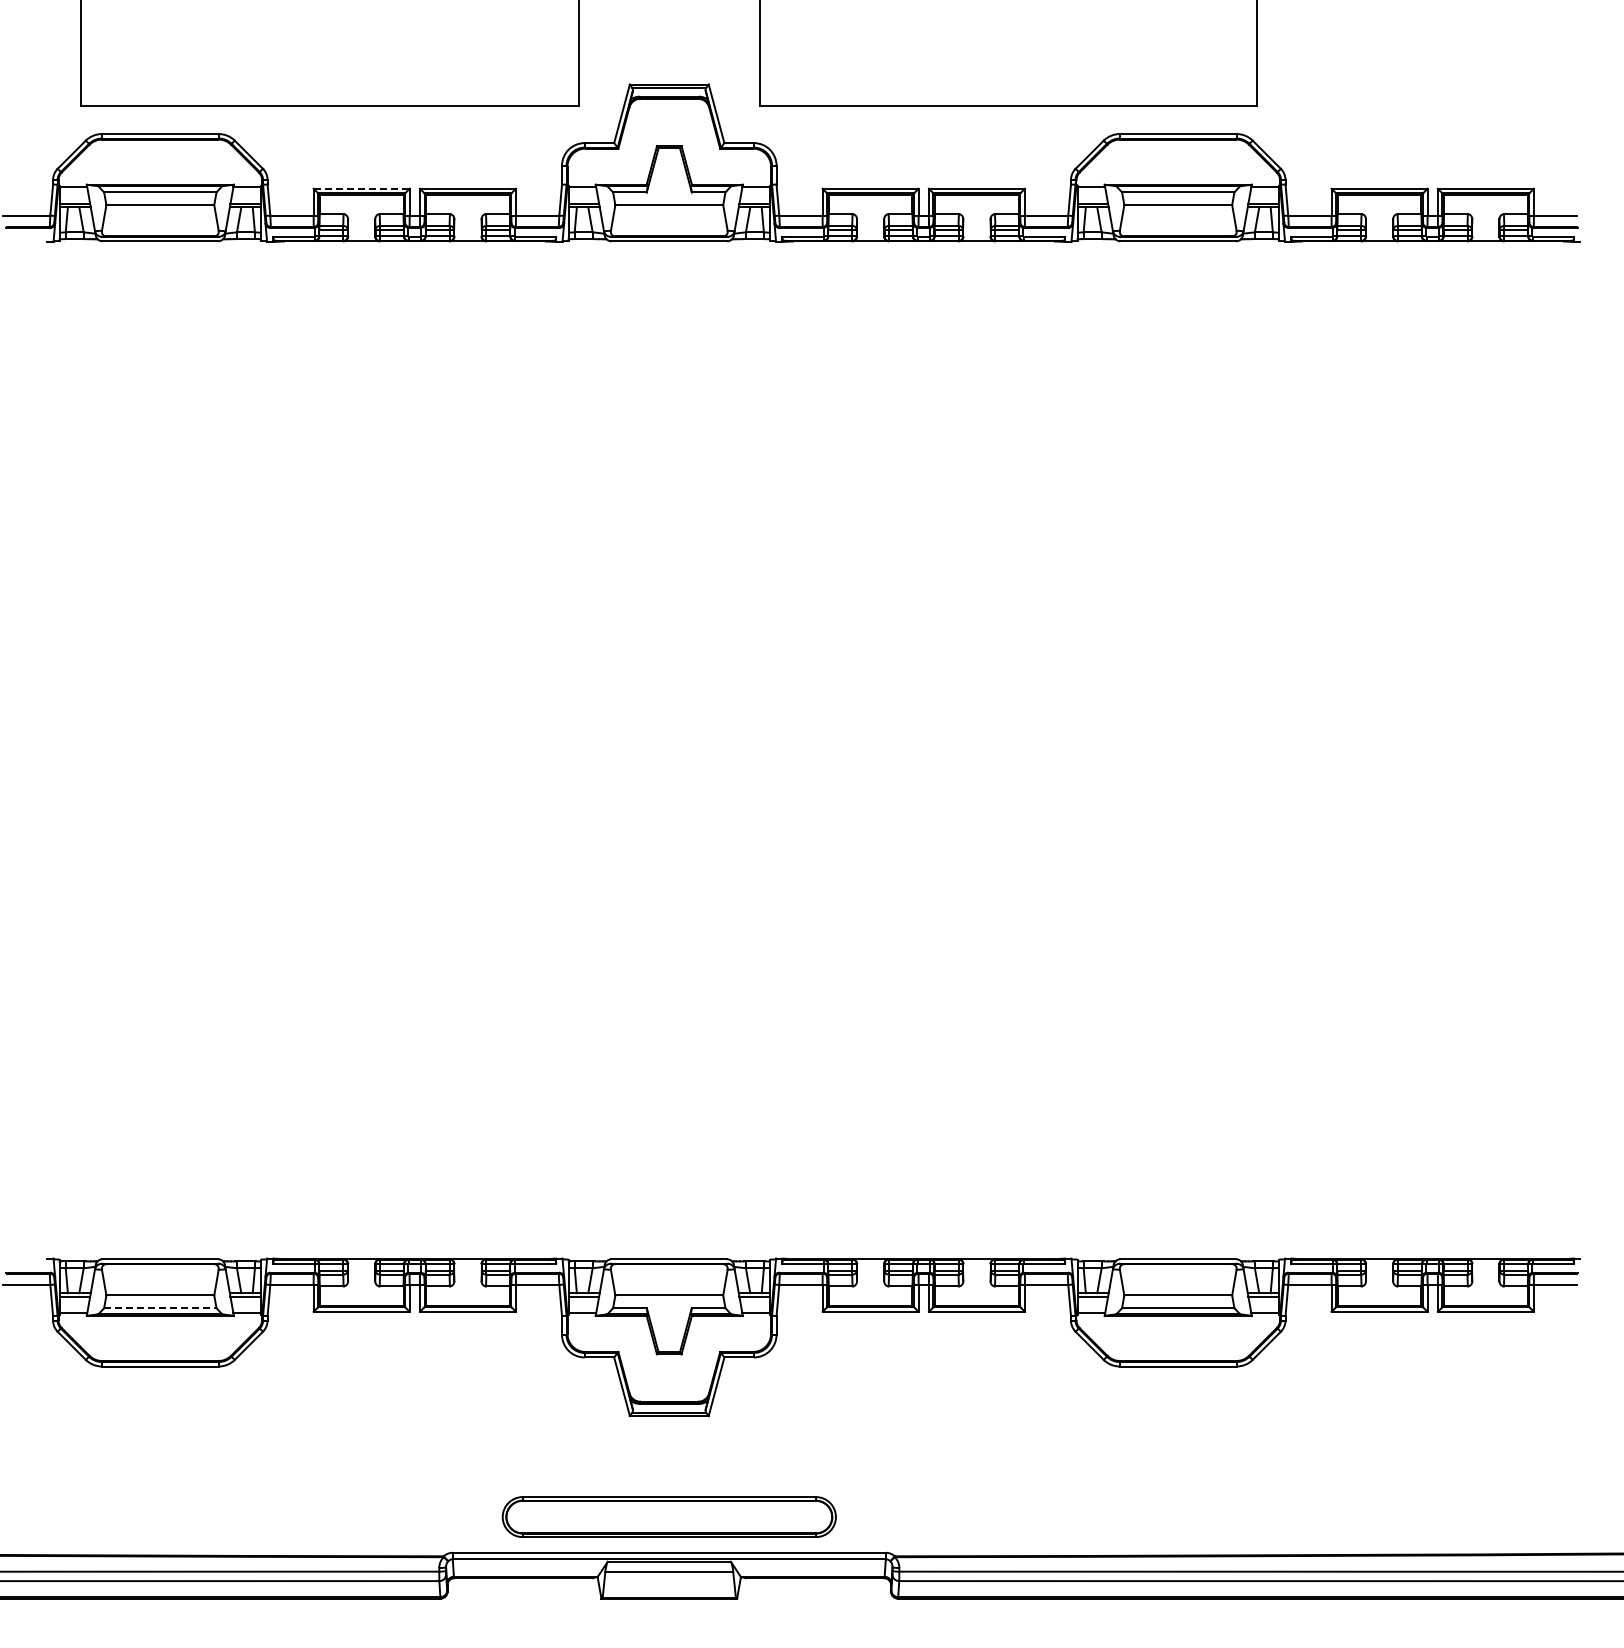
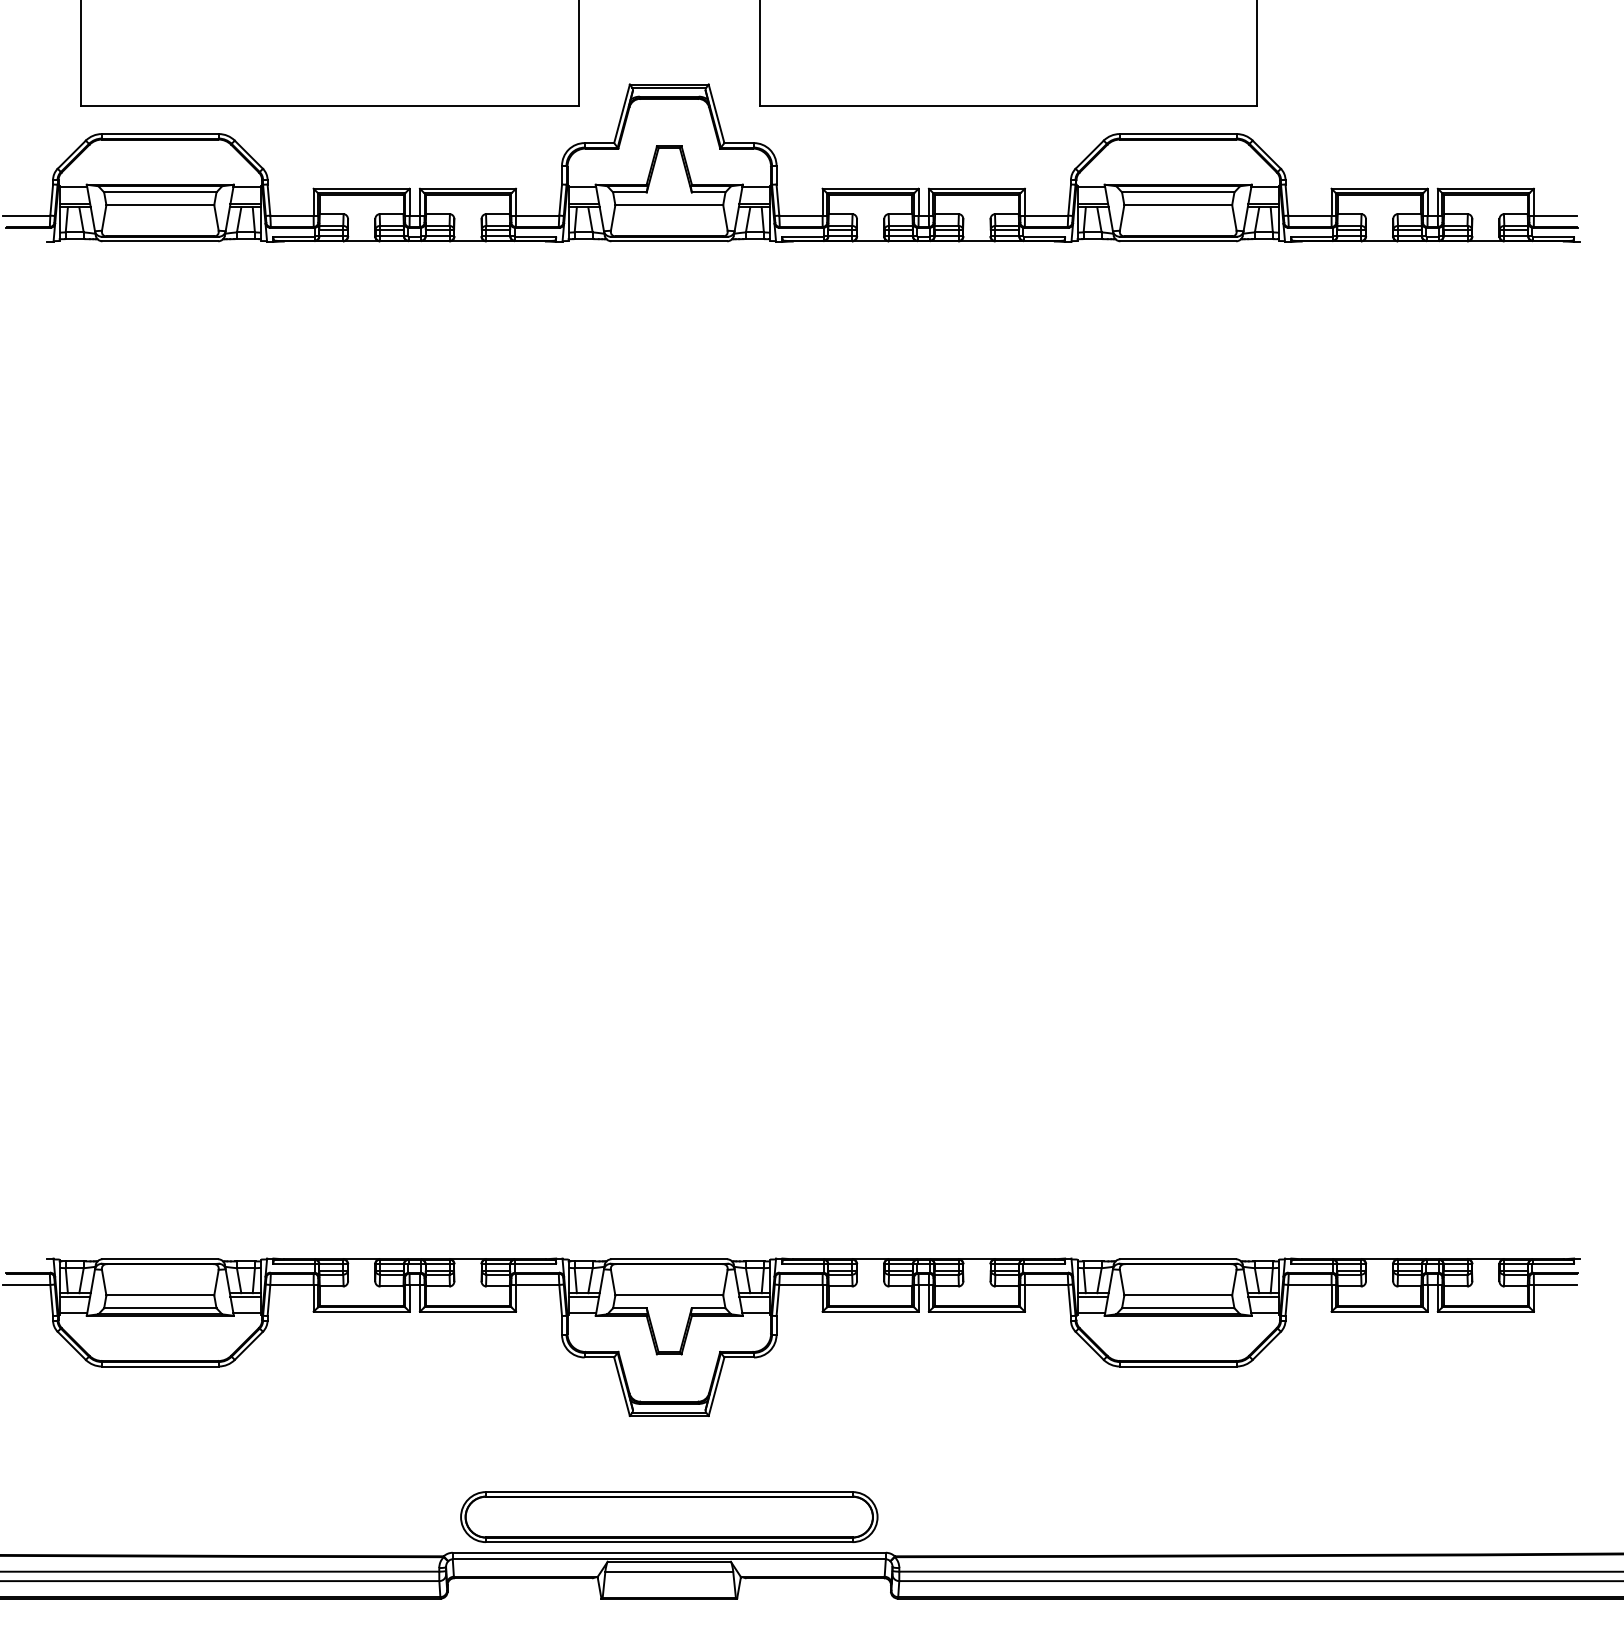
line: dashed -> solid (362, 188)
line: dashed -> solid (160, 1308)
part size: 336x42 px -> 419x52 px (669, 1516)
